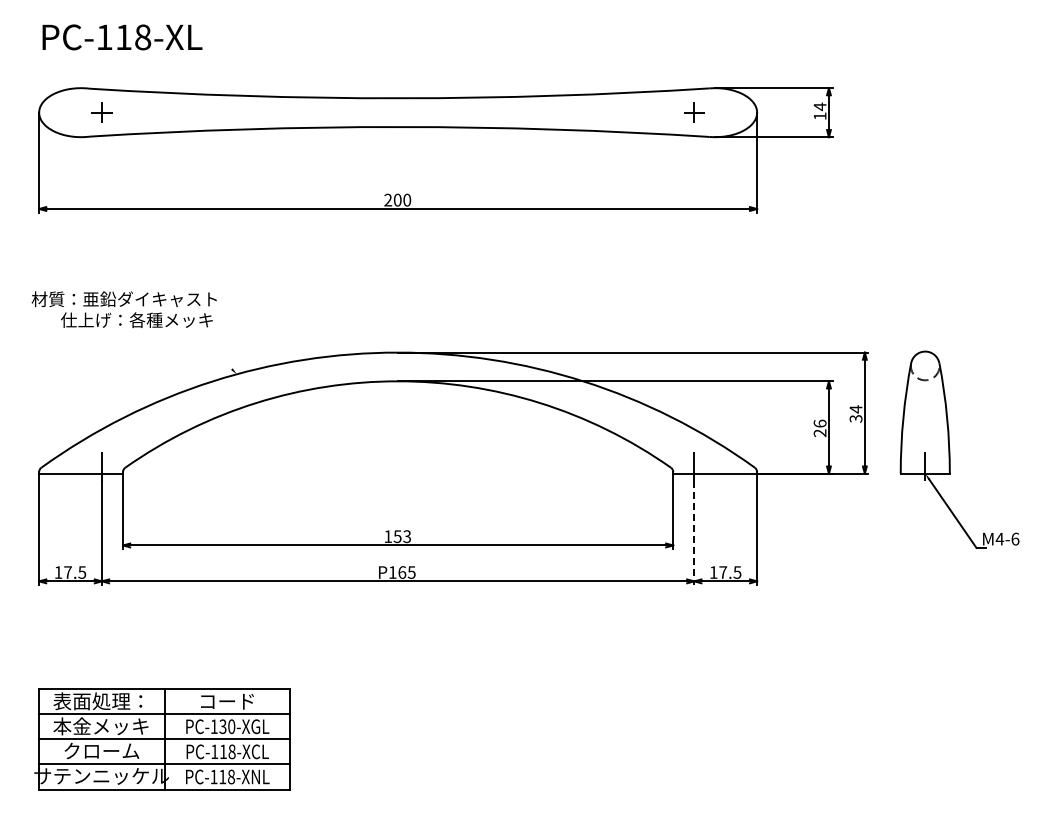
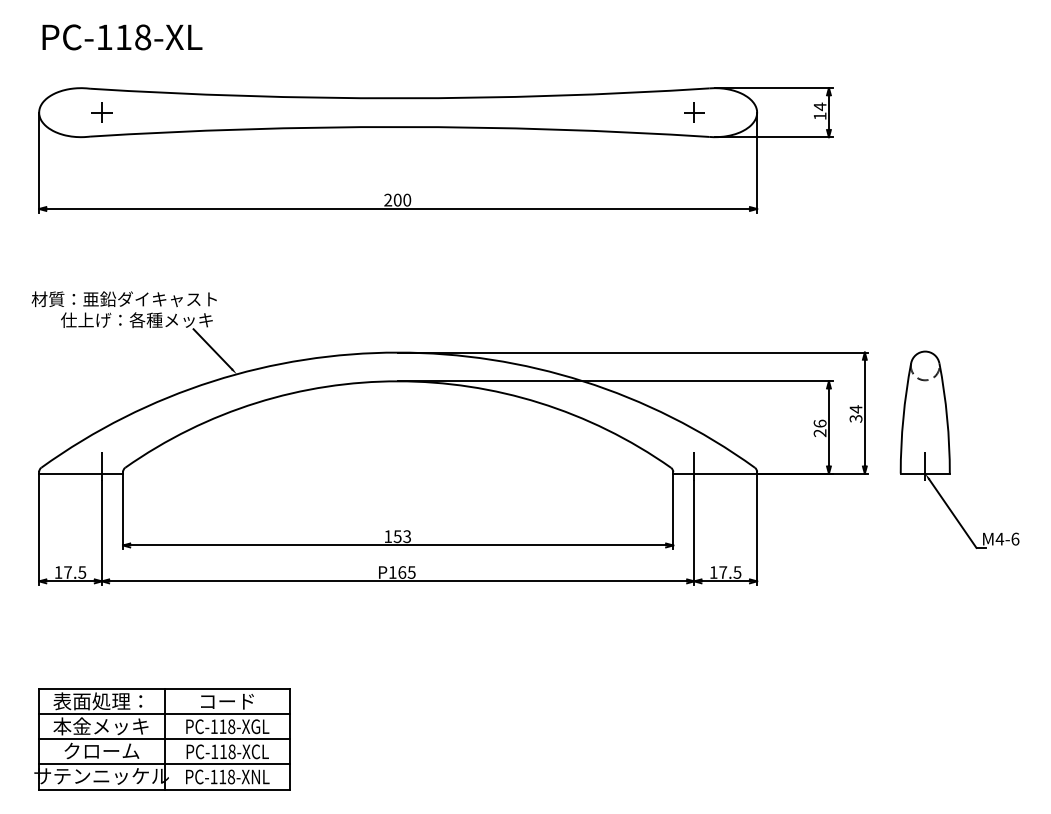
line: none -> present (212, 349)
line: dashed -> solid (694, 533)
text: PC-130-XGL -> PC-118-XGL (227, 726)
